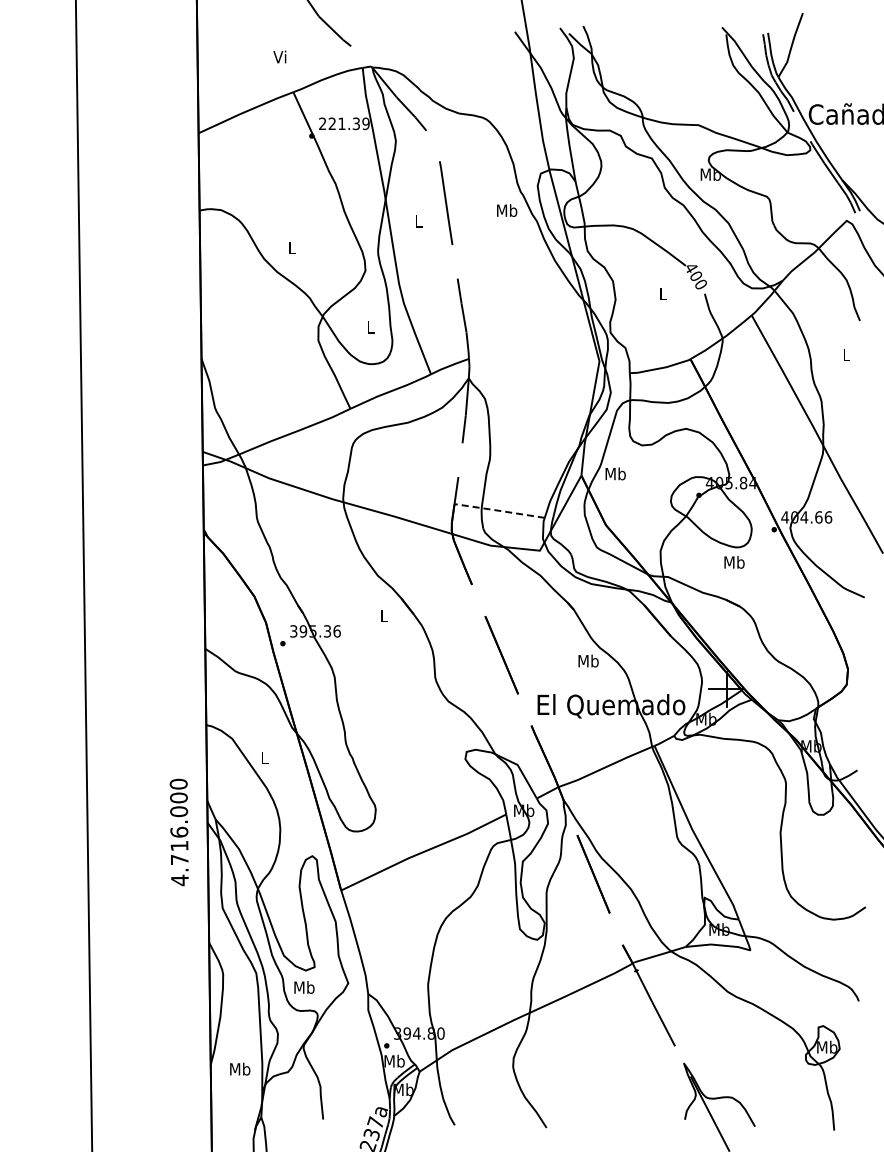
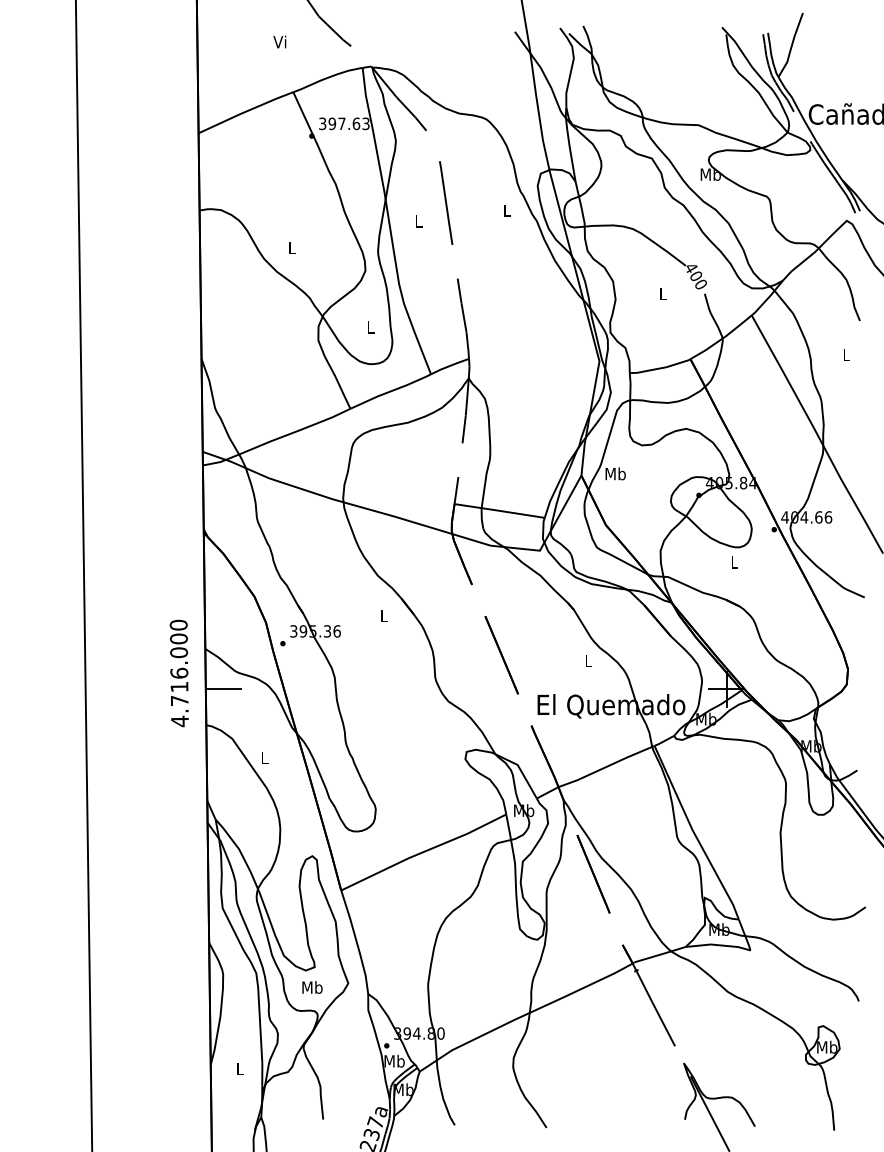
text position: (279, 56) -> (279, 41) (279, 41)
text: 221.39 -> 397.63 (344, 123)
text: Mb -> L (507, 210)
line: dashed -> solid (498, 510)
text: Mb -> L (734, 562)
text: Mb -> L (588, 660)
line: none -> present (222, 689)
text position: (178, 832) -> (178, 673) (178, 673)
text position: (304, 987) -> (312, 987) (312, 987)
text: Mb -> L (240, 1068)
